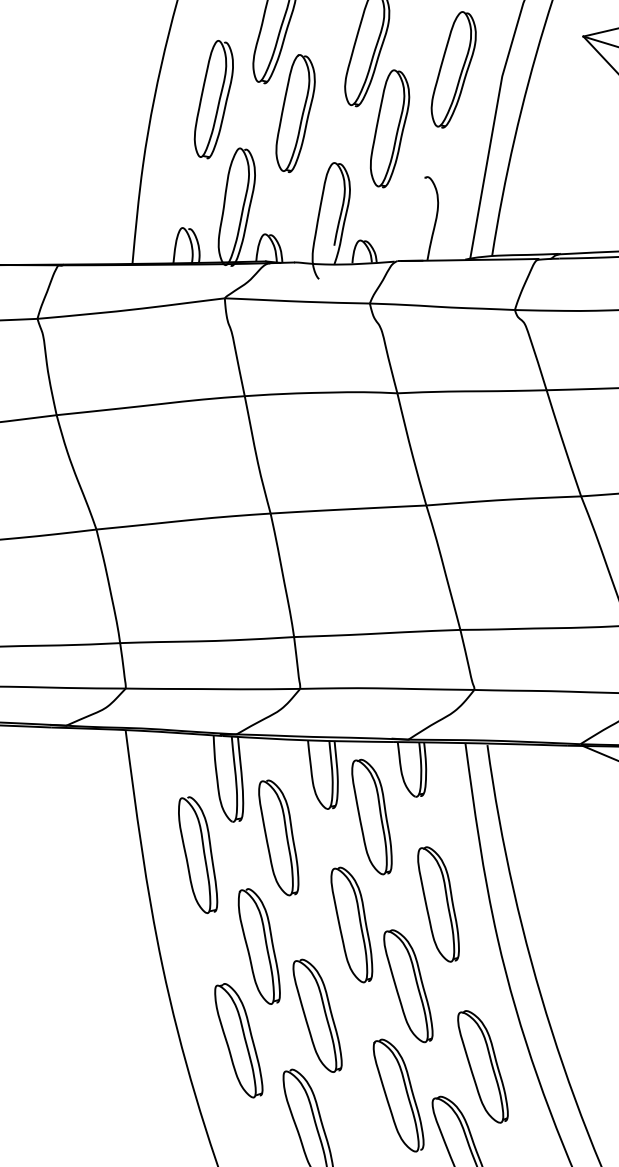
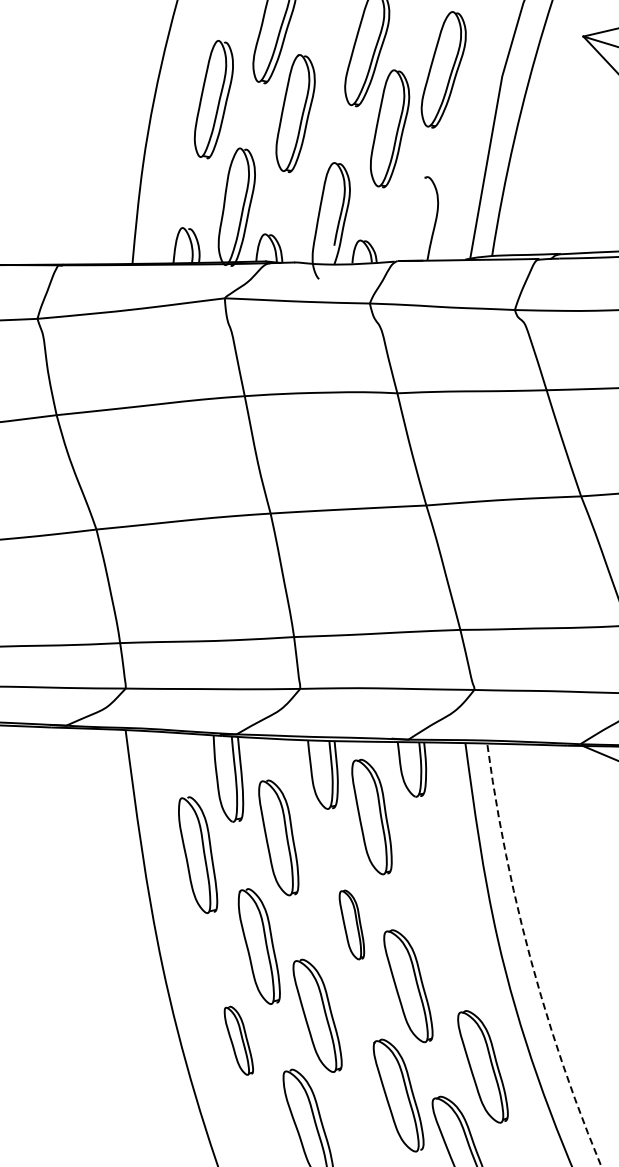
part position: (453, 69) -> (443, 69) (443, 69)
part: present -> none (438, 904)
part size: 44x118 px -> 28x72 px (351, 924)
arc: solid -> dashed (531, 961)
part size: 50x116 px -> 31x71 px (238, 1040)
